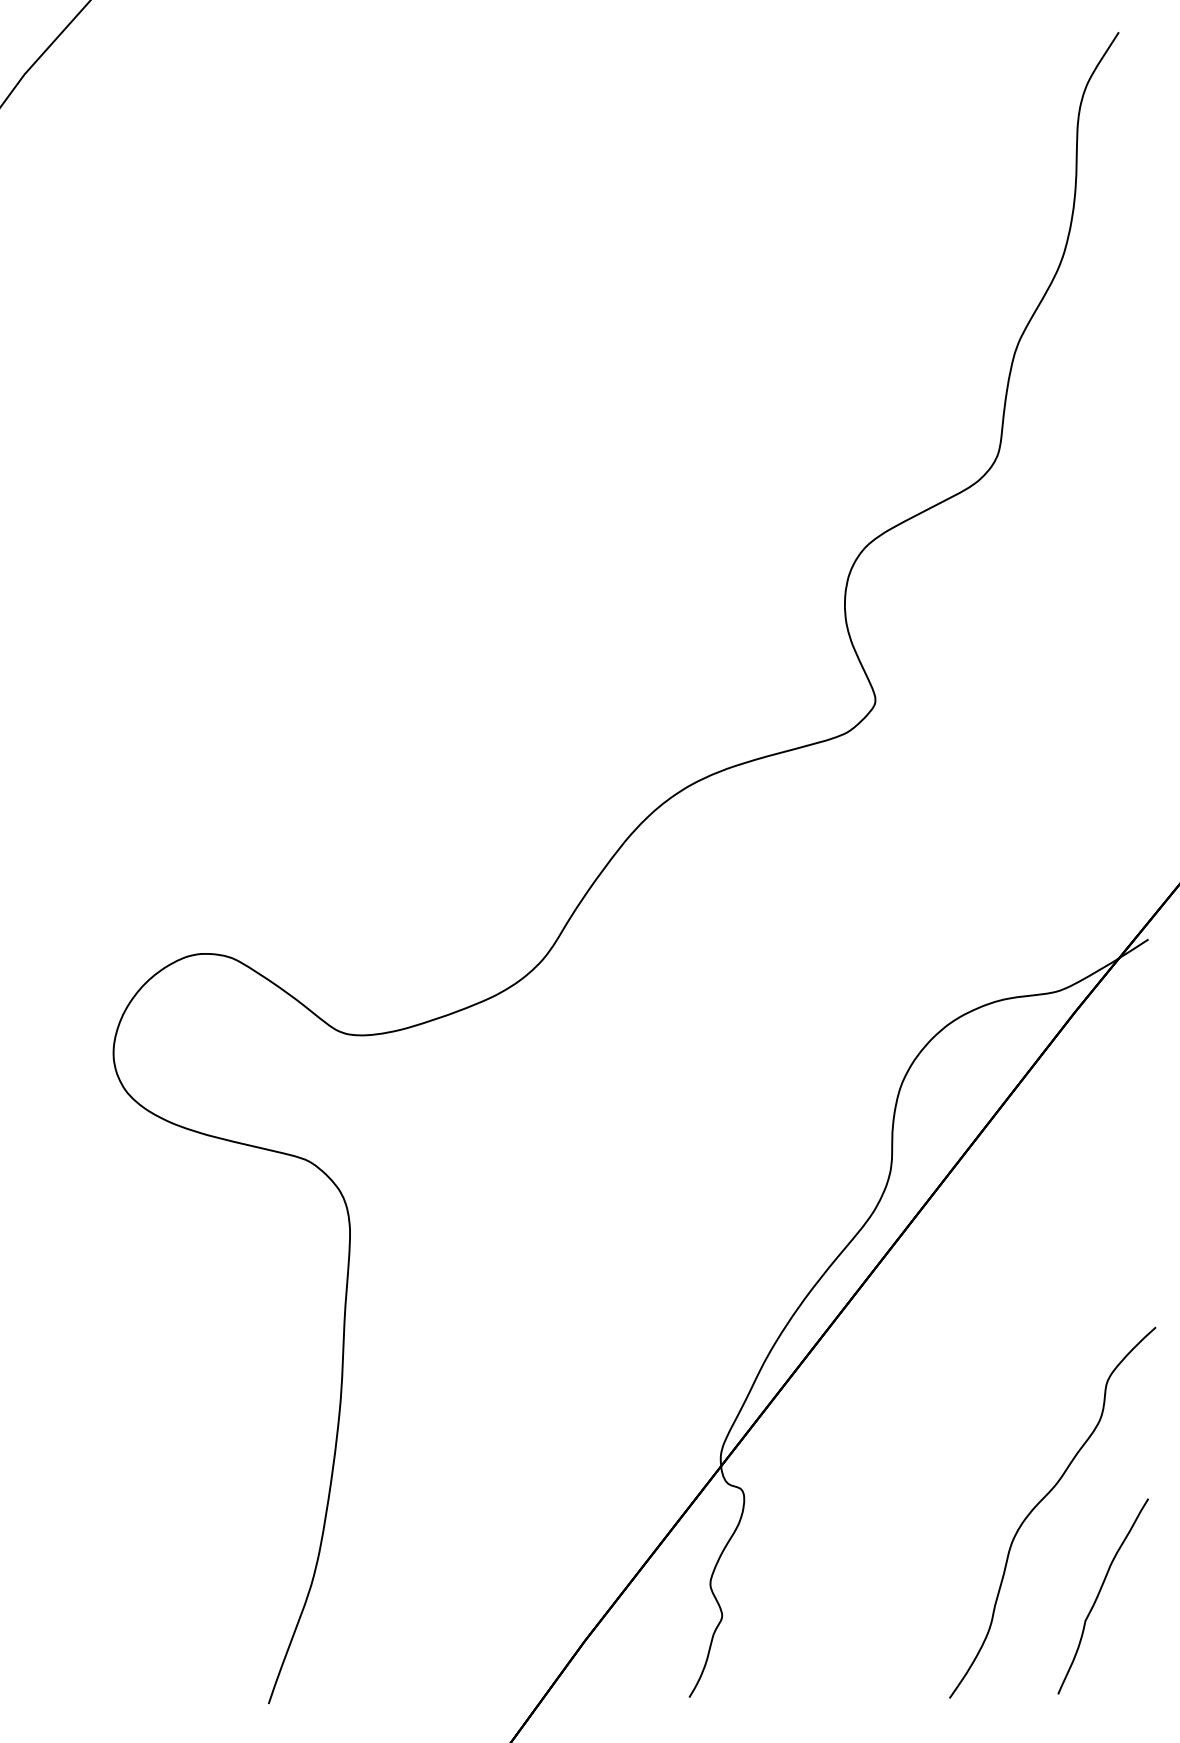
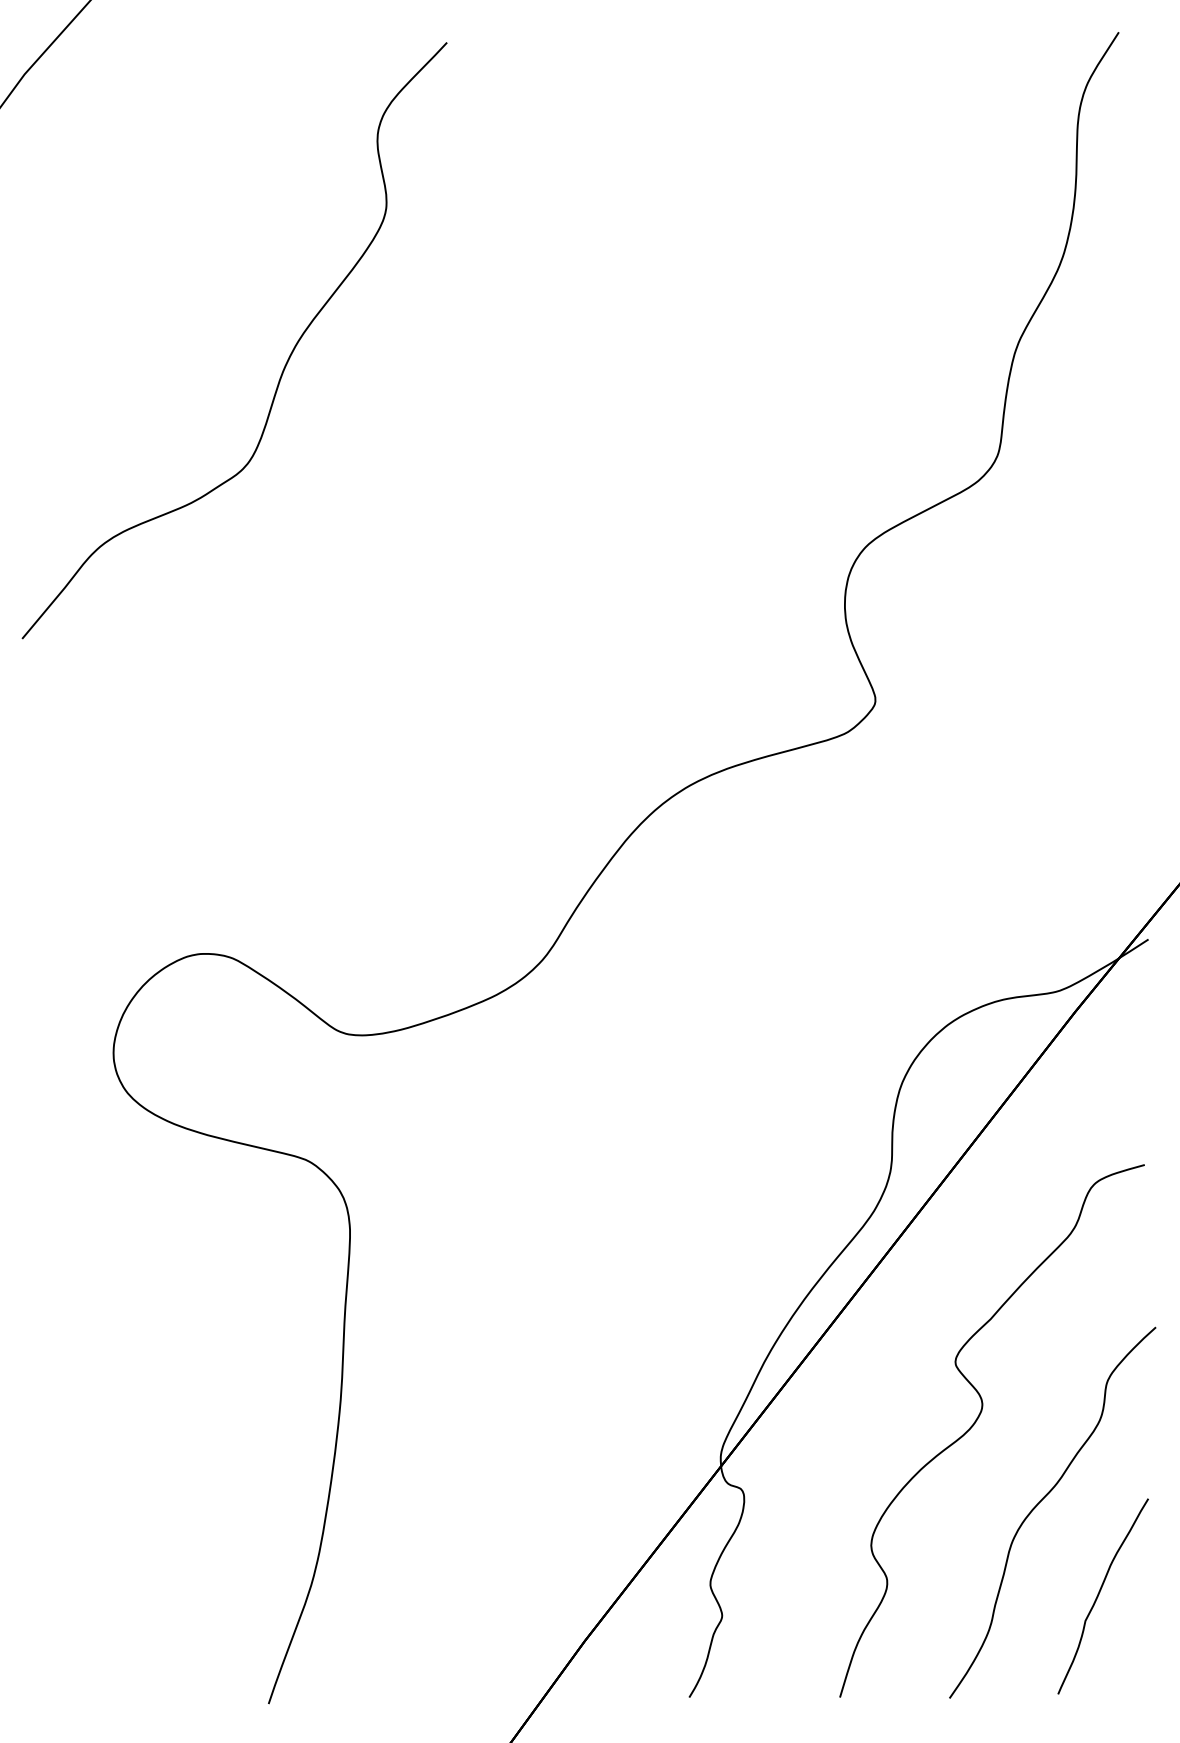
curve: none -> present (284, 365)
curve: none -> present (976, 1422)
